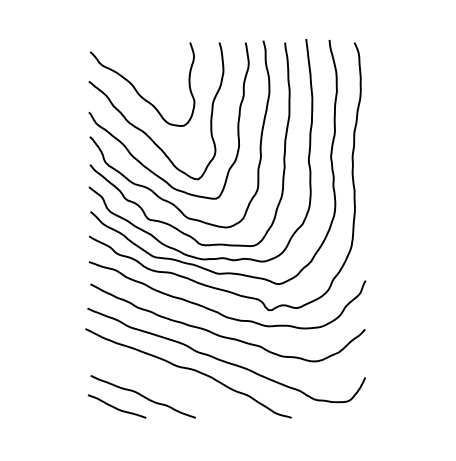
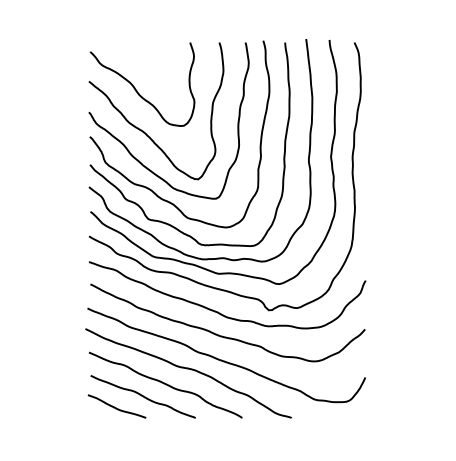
curve: none -> present (165, 384)
